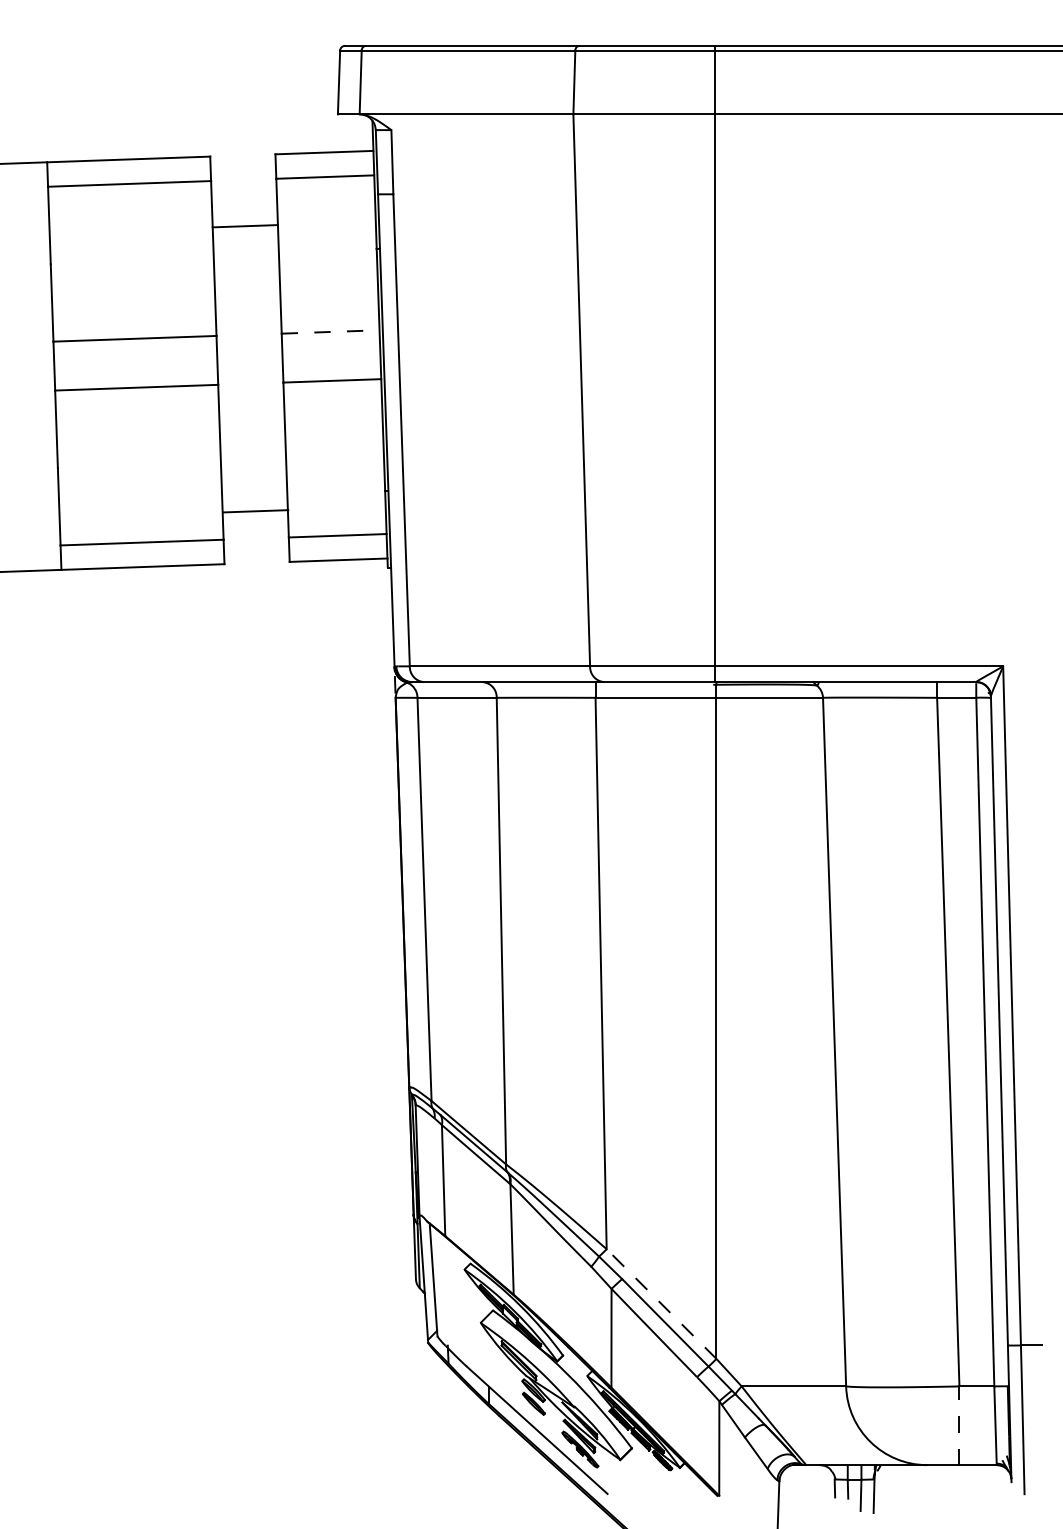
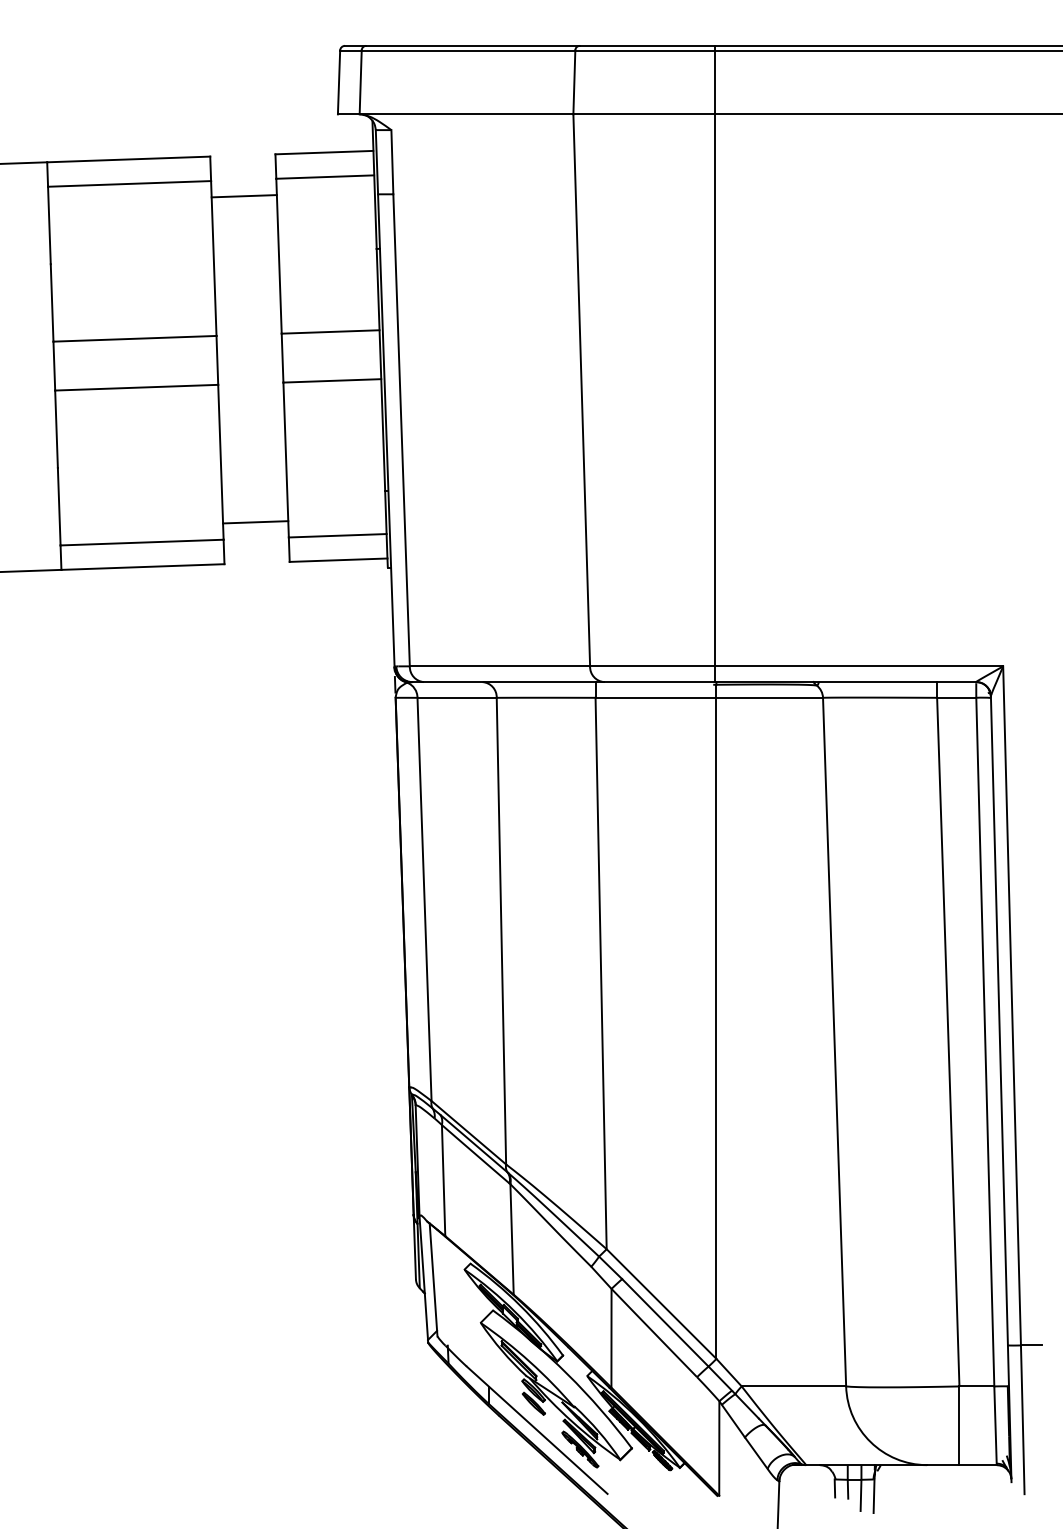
line position: (244, 226) -> (243, 196) (243, 196)
line: dashed -> solid (330, 331)
line position: (255, 511) -> (255, 522) (255, 522)
line: dashed -> solid (661, 1304)
line: dashed -> solid (959, 1425)
